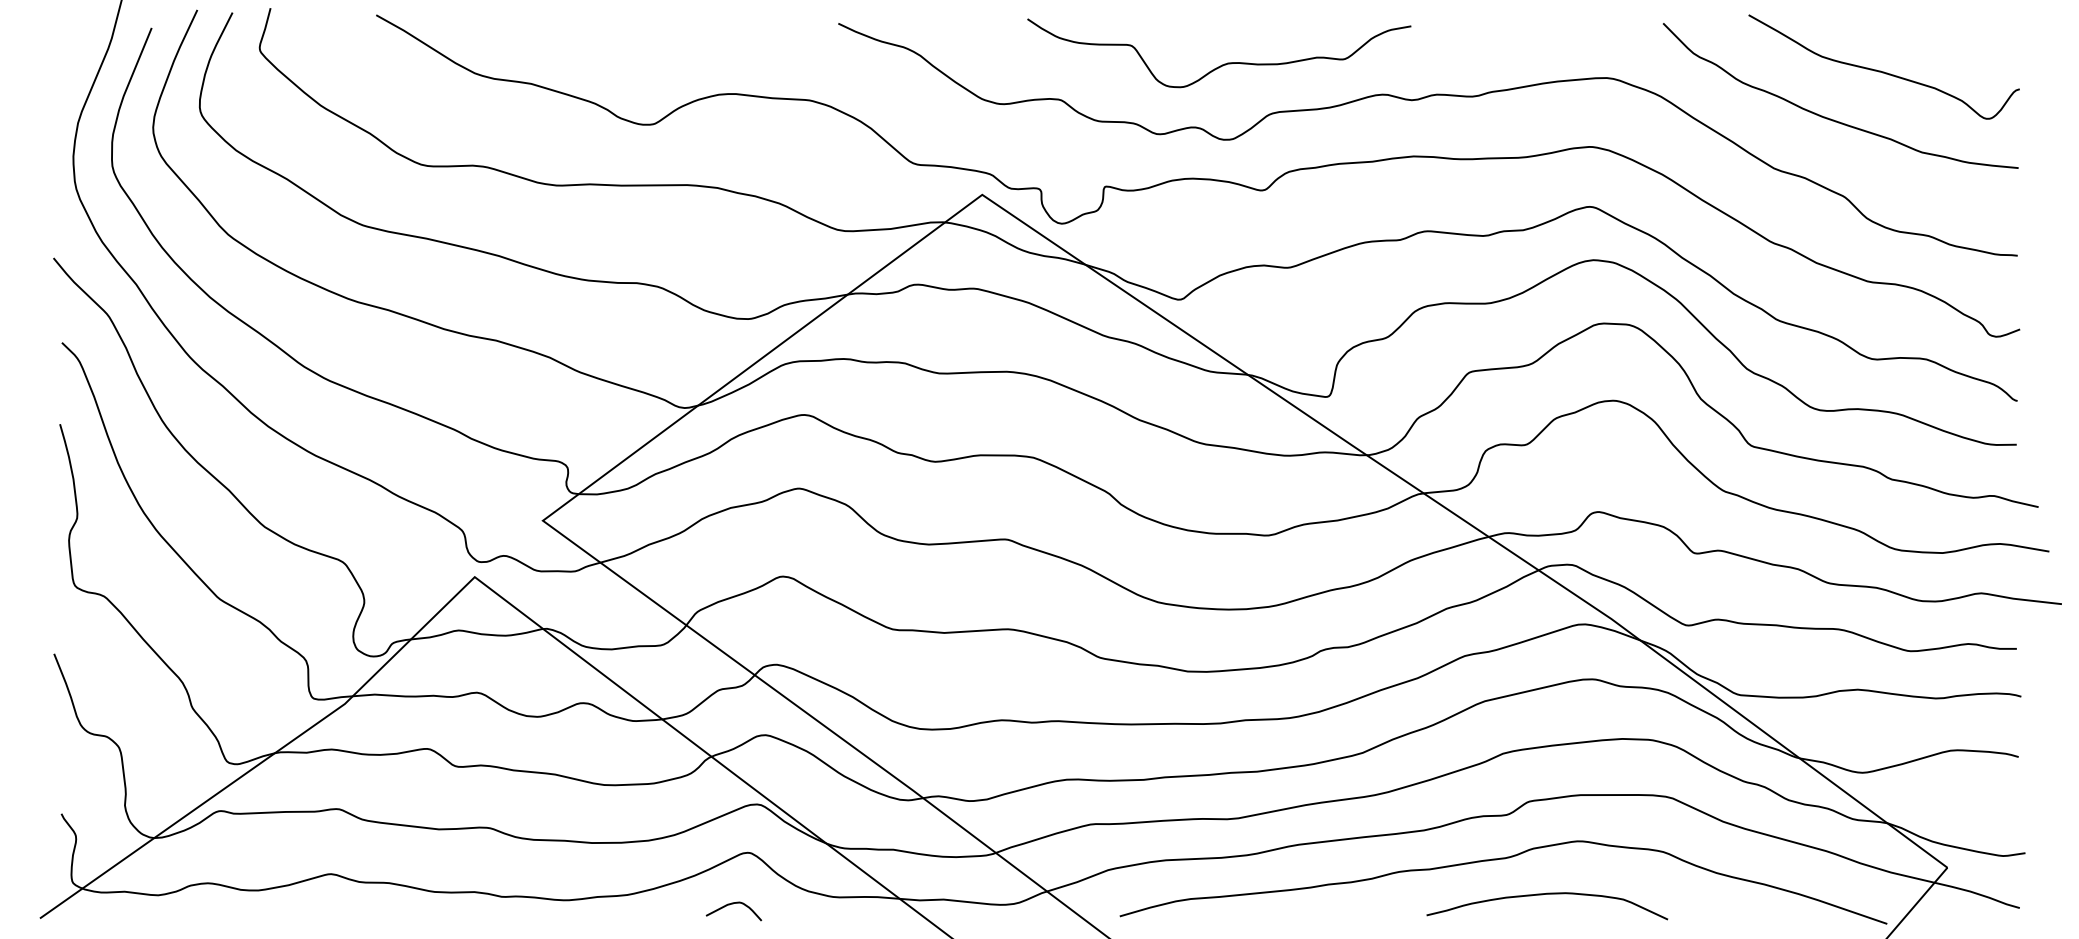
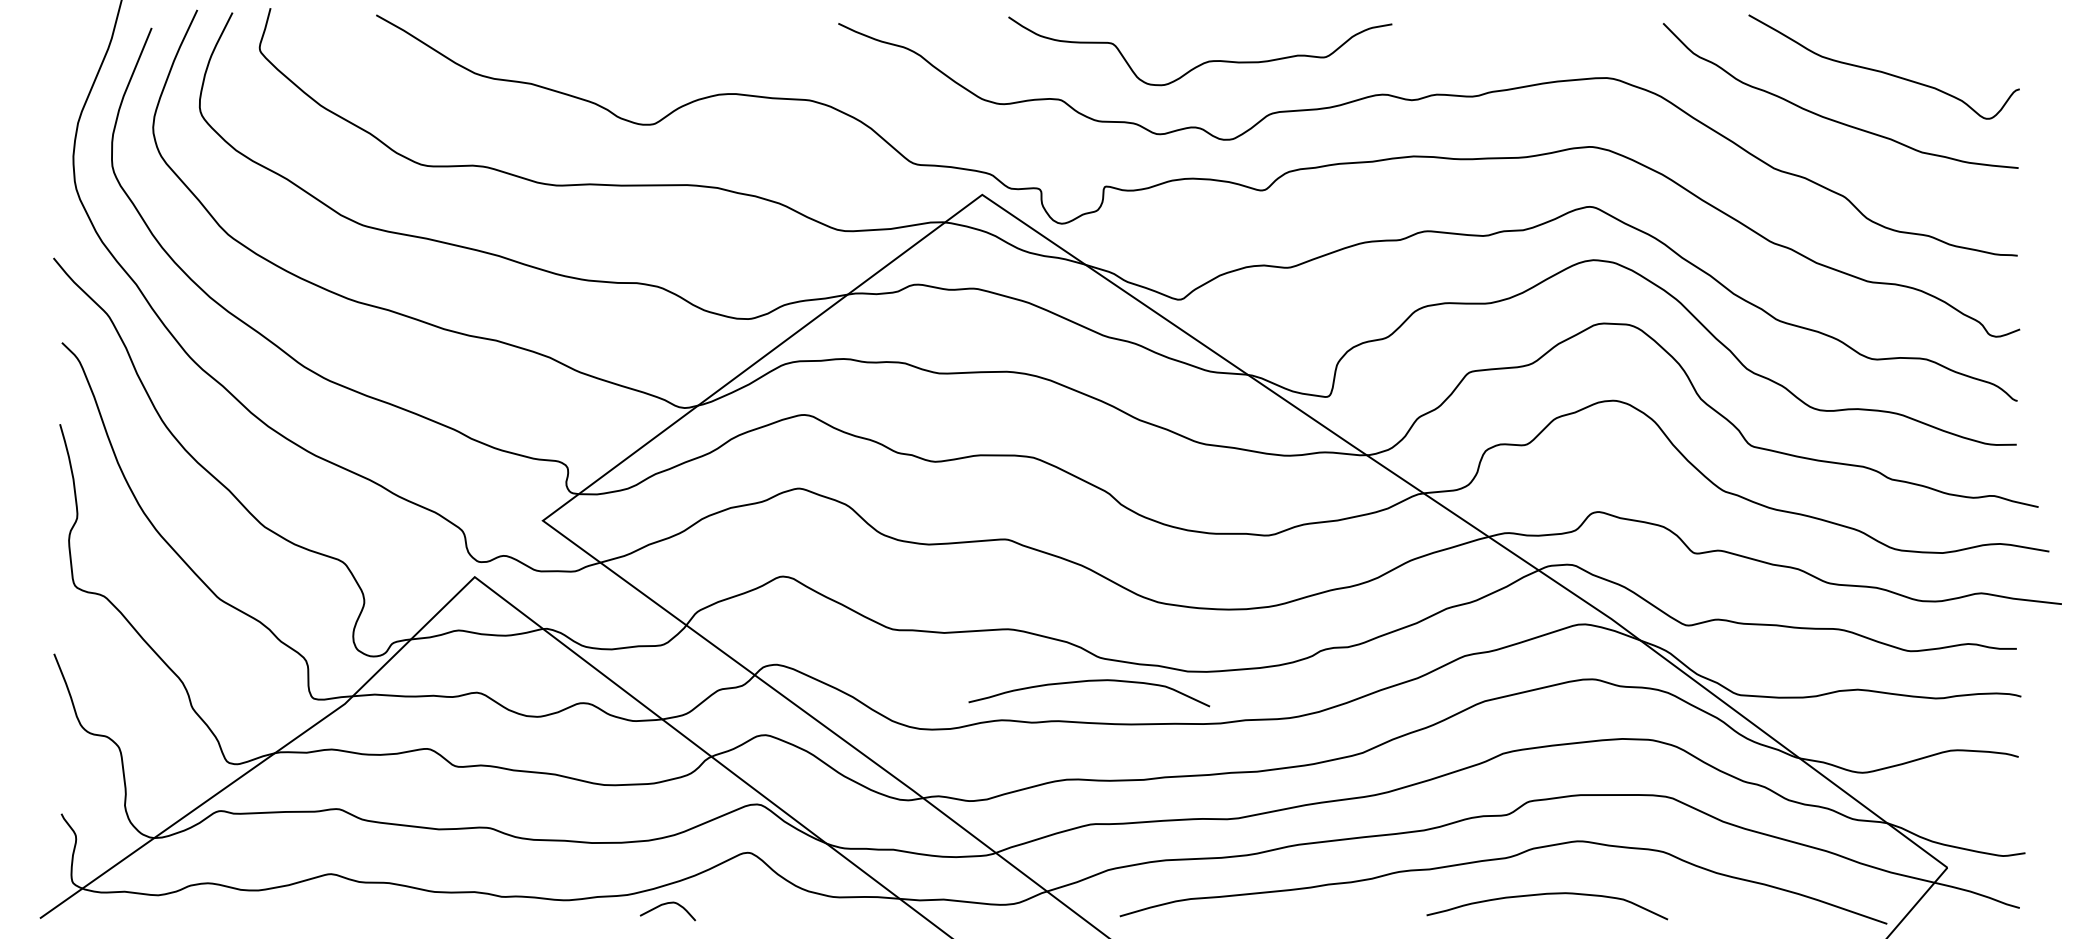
curve position: (1224, 63) -> (1205, 61) (1205, 61)
curve: none -> present (1089, 681)
curve position: (733, 904) -> (667, 904) (667, 904)
